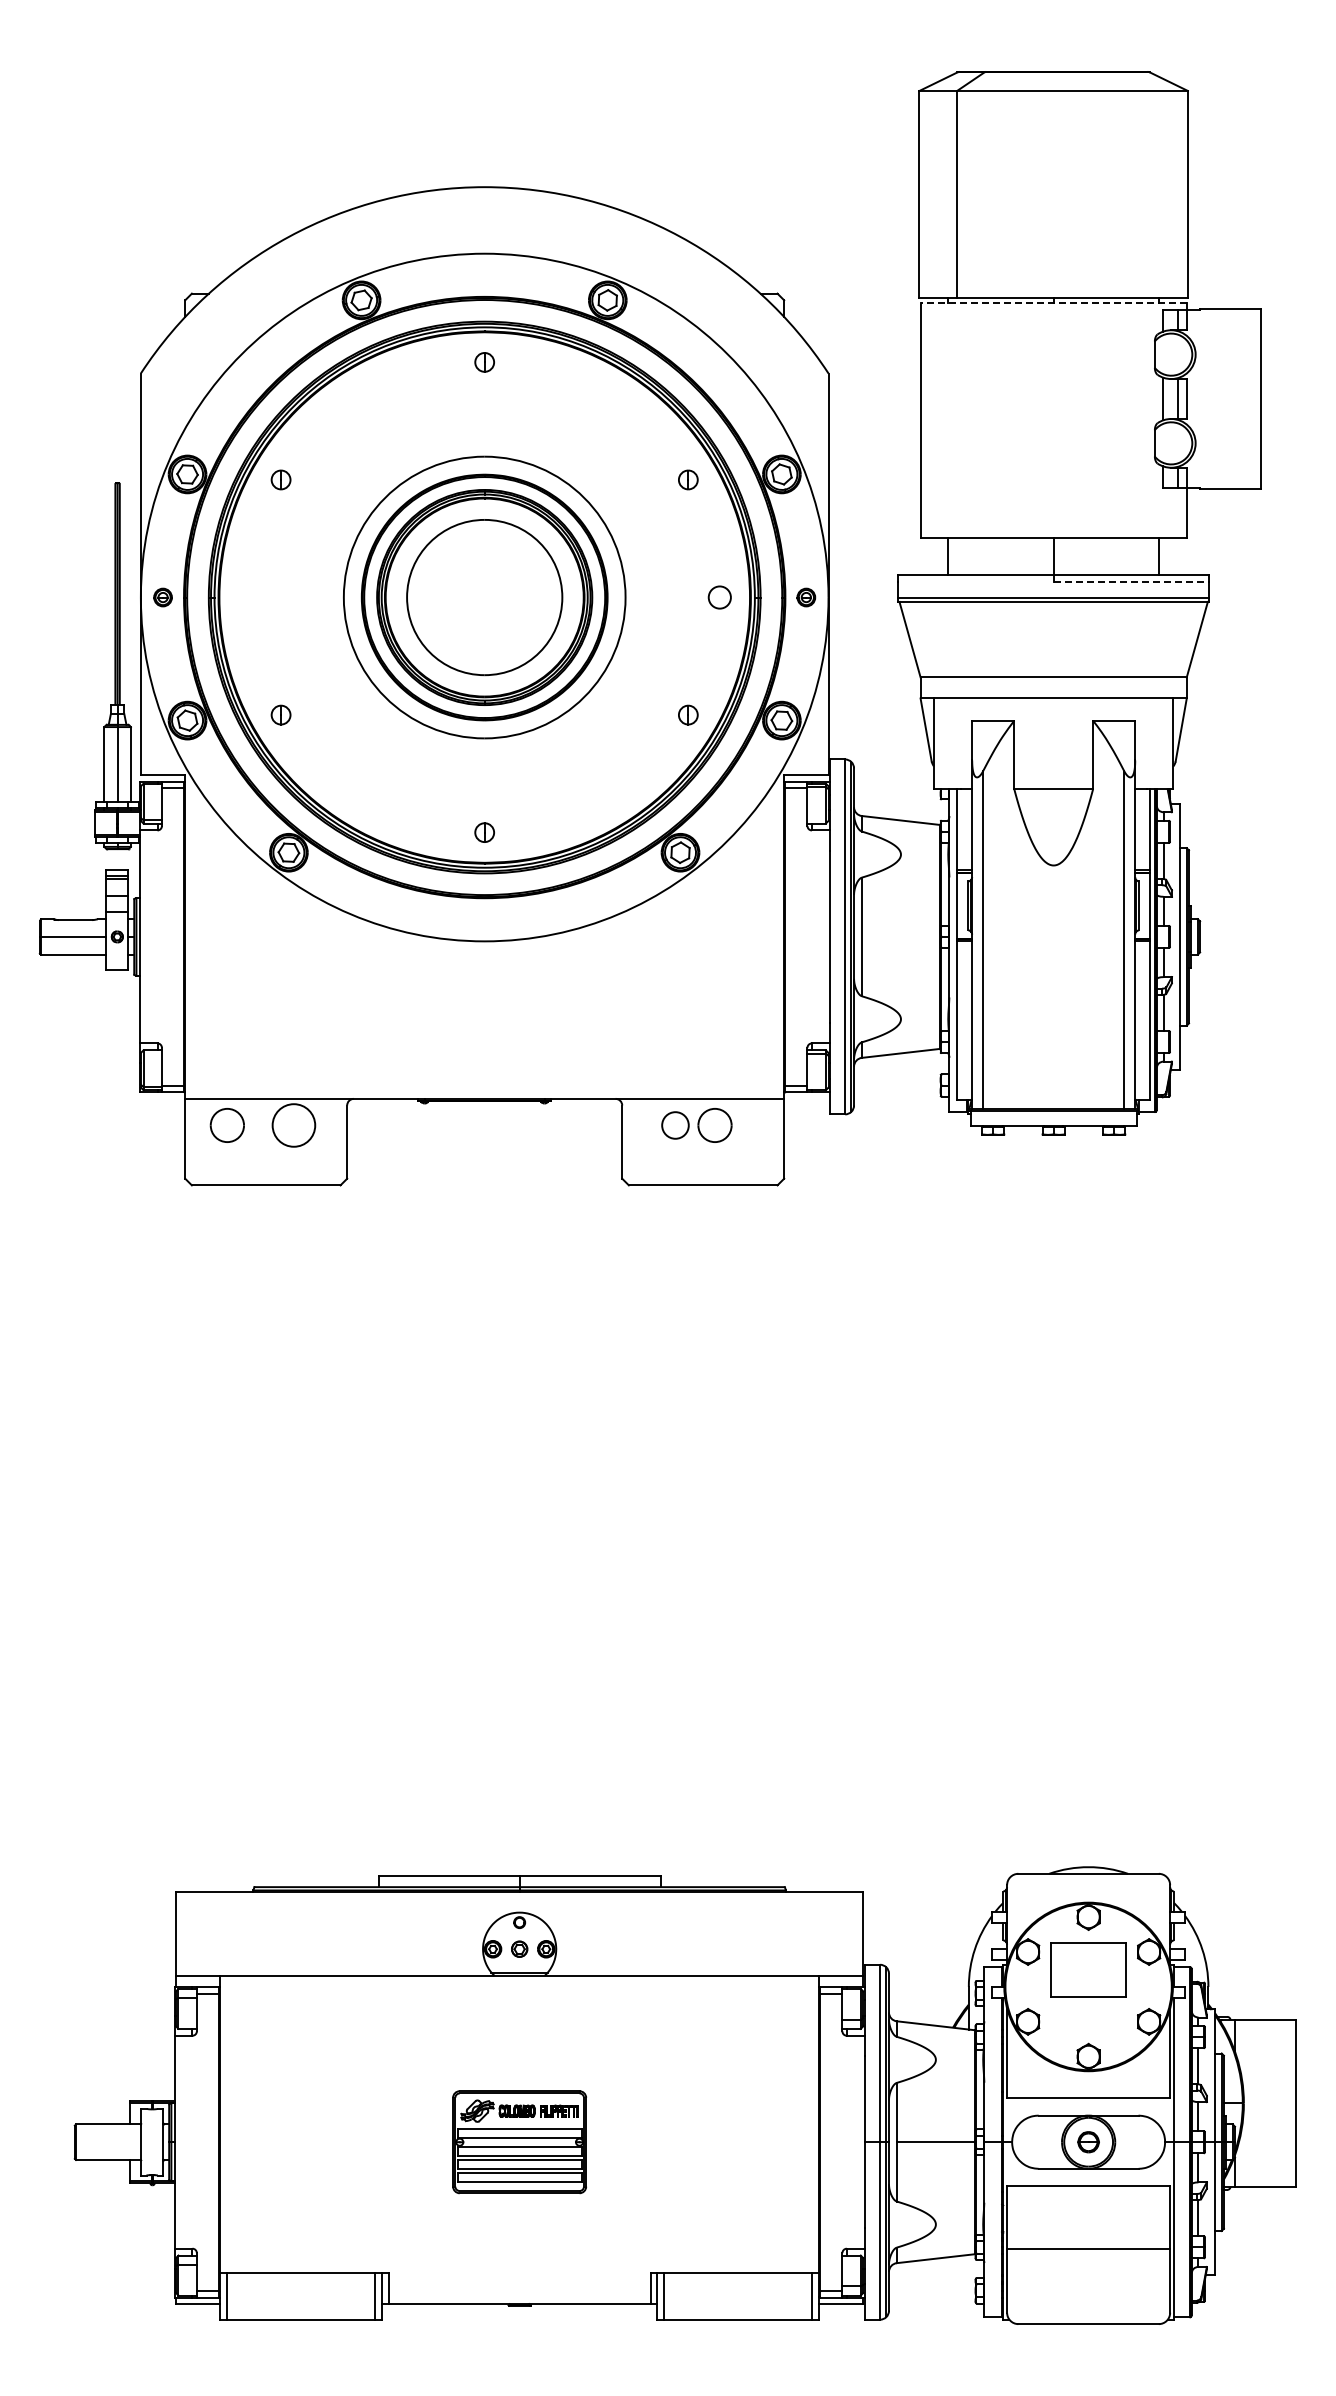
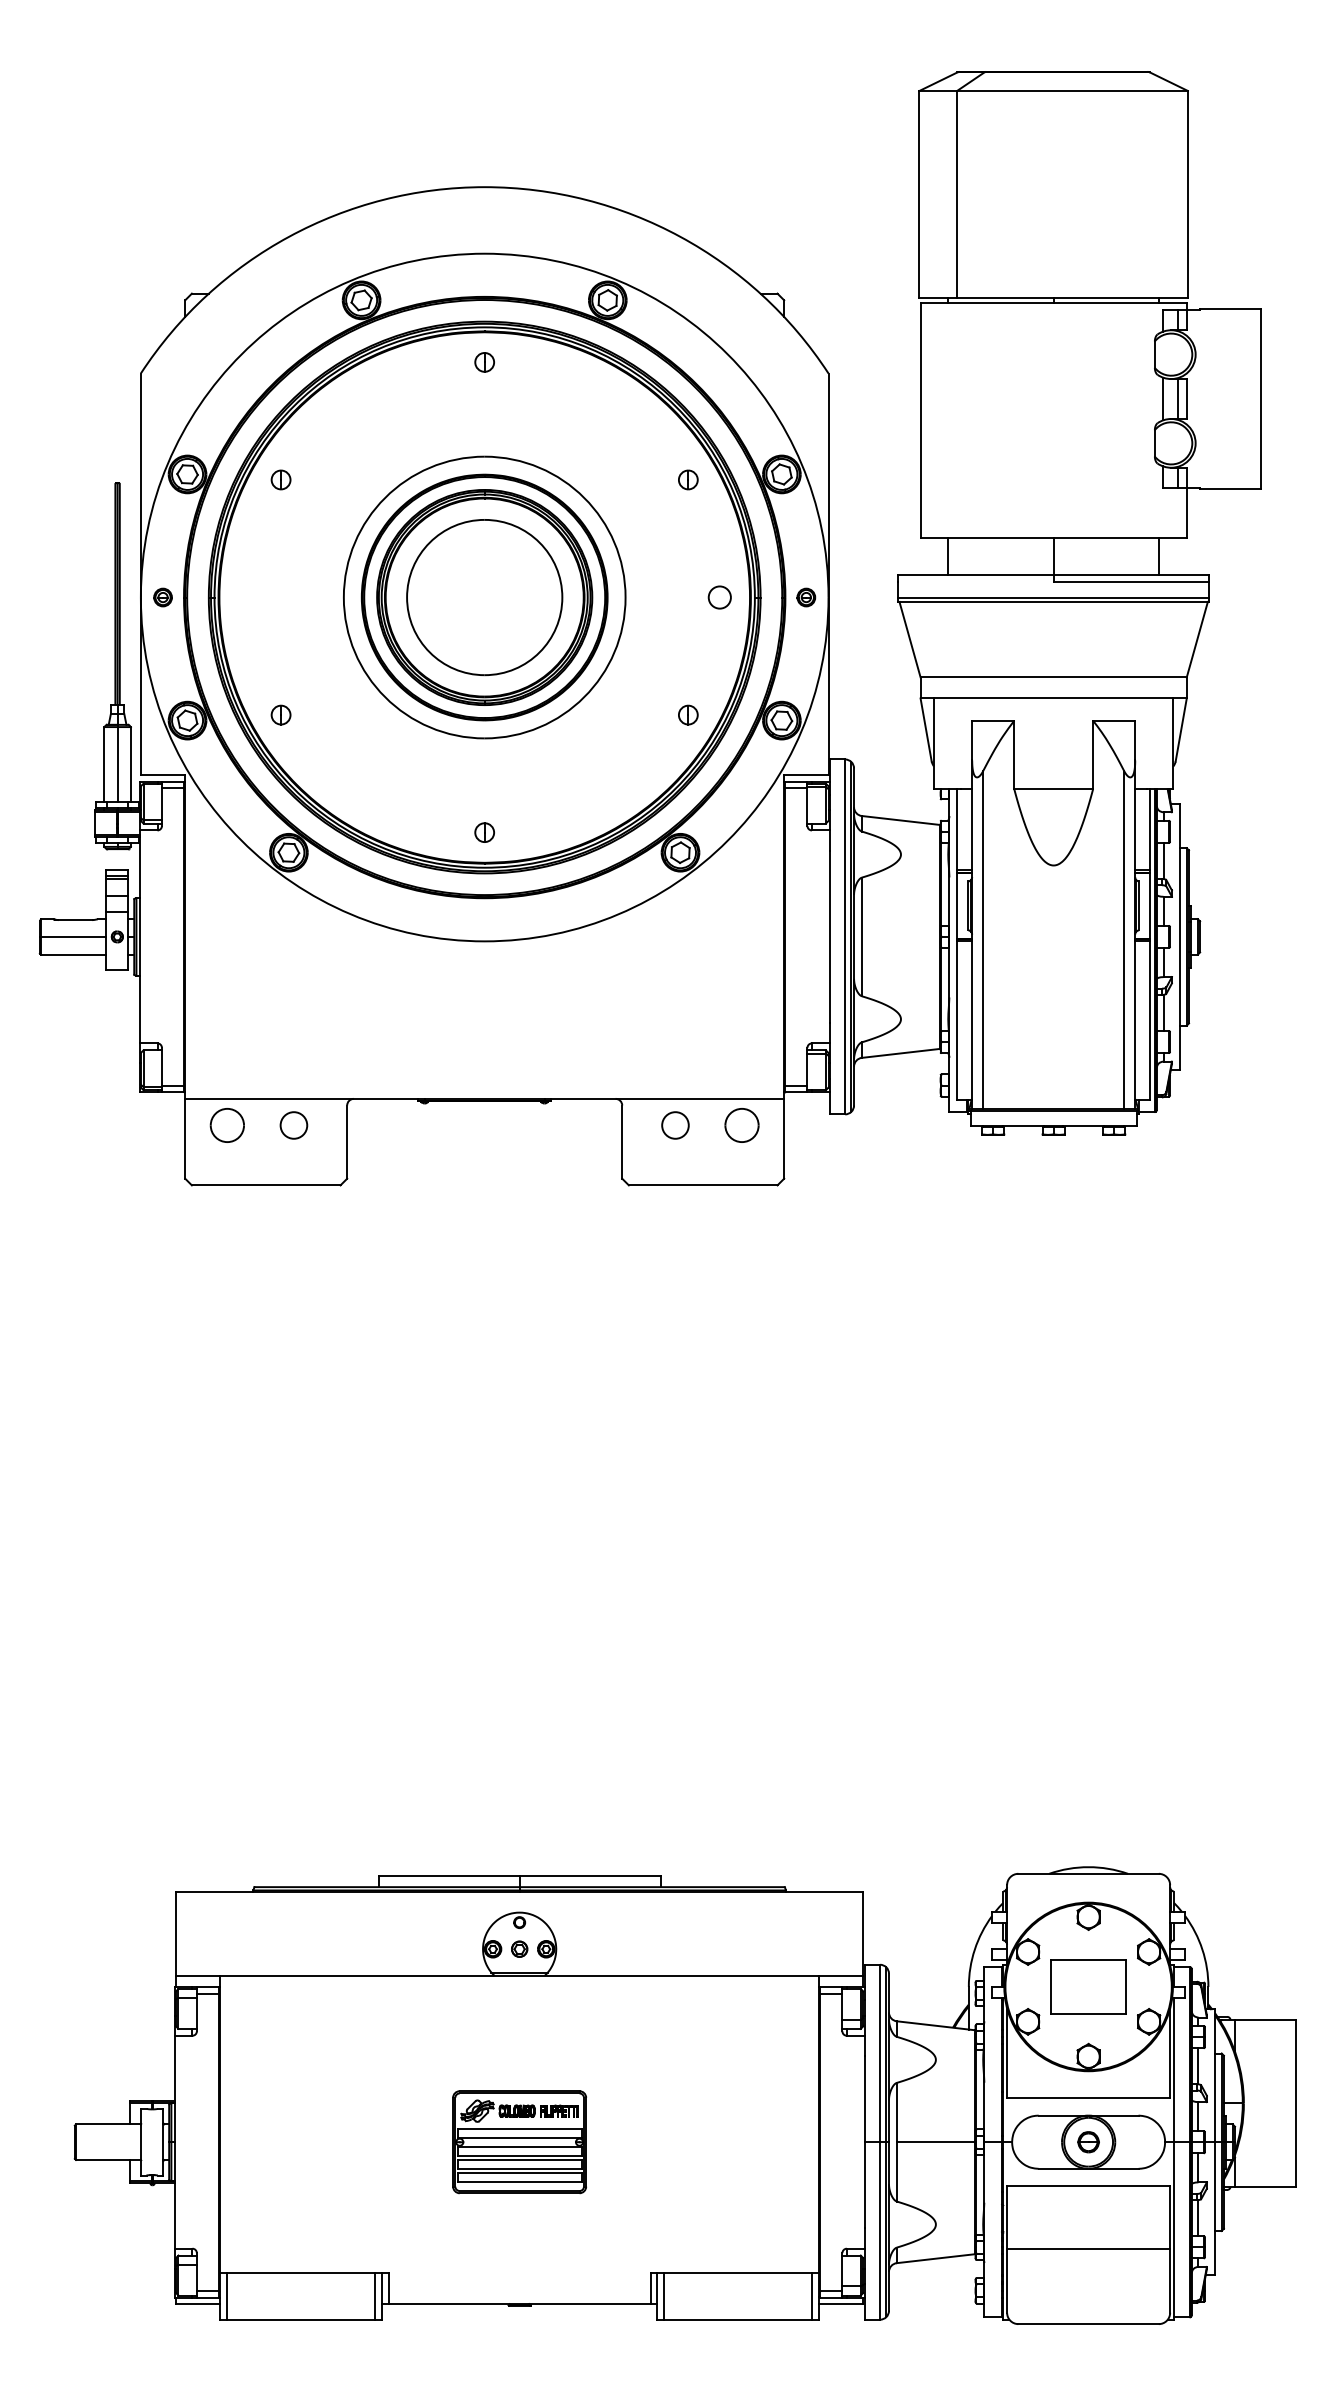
line: dashed -> solid (1053, 302)
line: dashed -> solid (1131, 582)
circle diameter: 43 px -> 27 px (293, 1125)
part position: (714, 1125) -> (741, 1125) (741, 1125)
part position: (1088, 1969) -> (1088, 1986) (1088, 1986)
